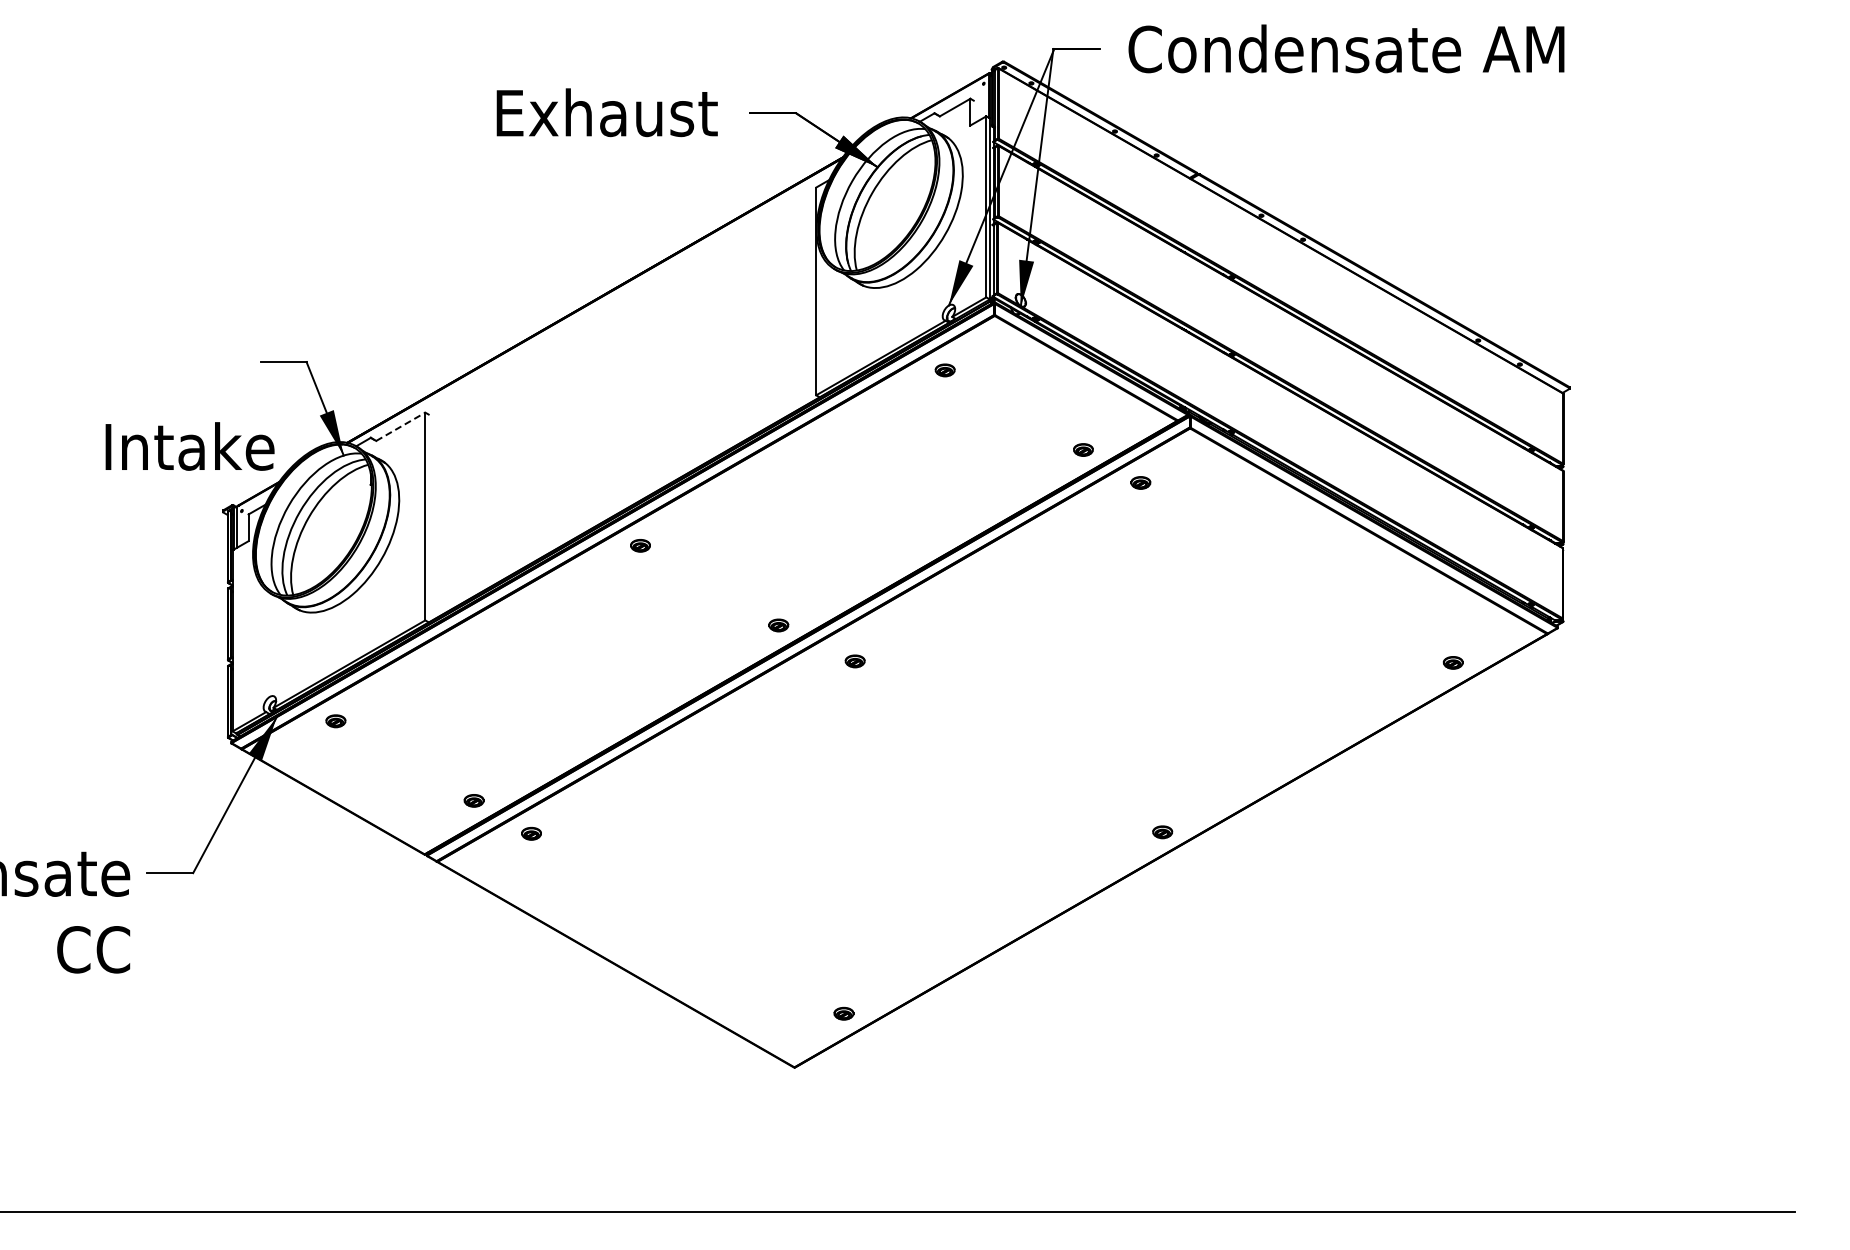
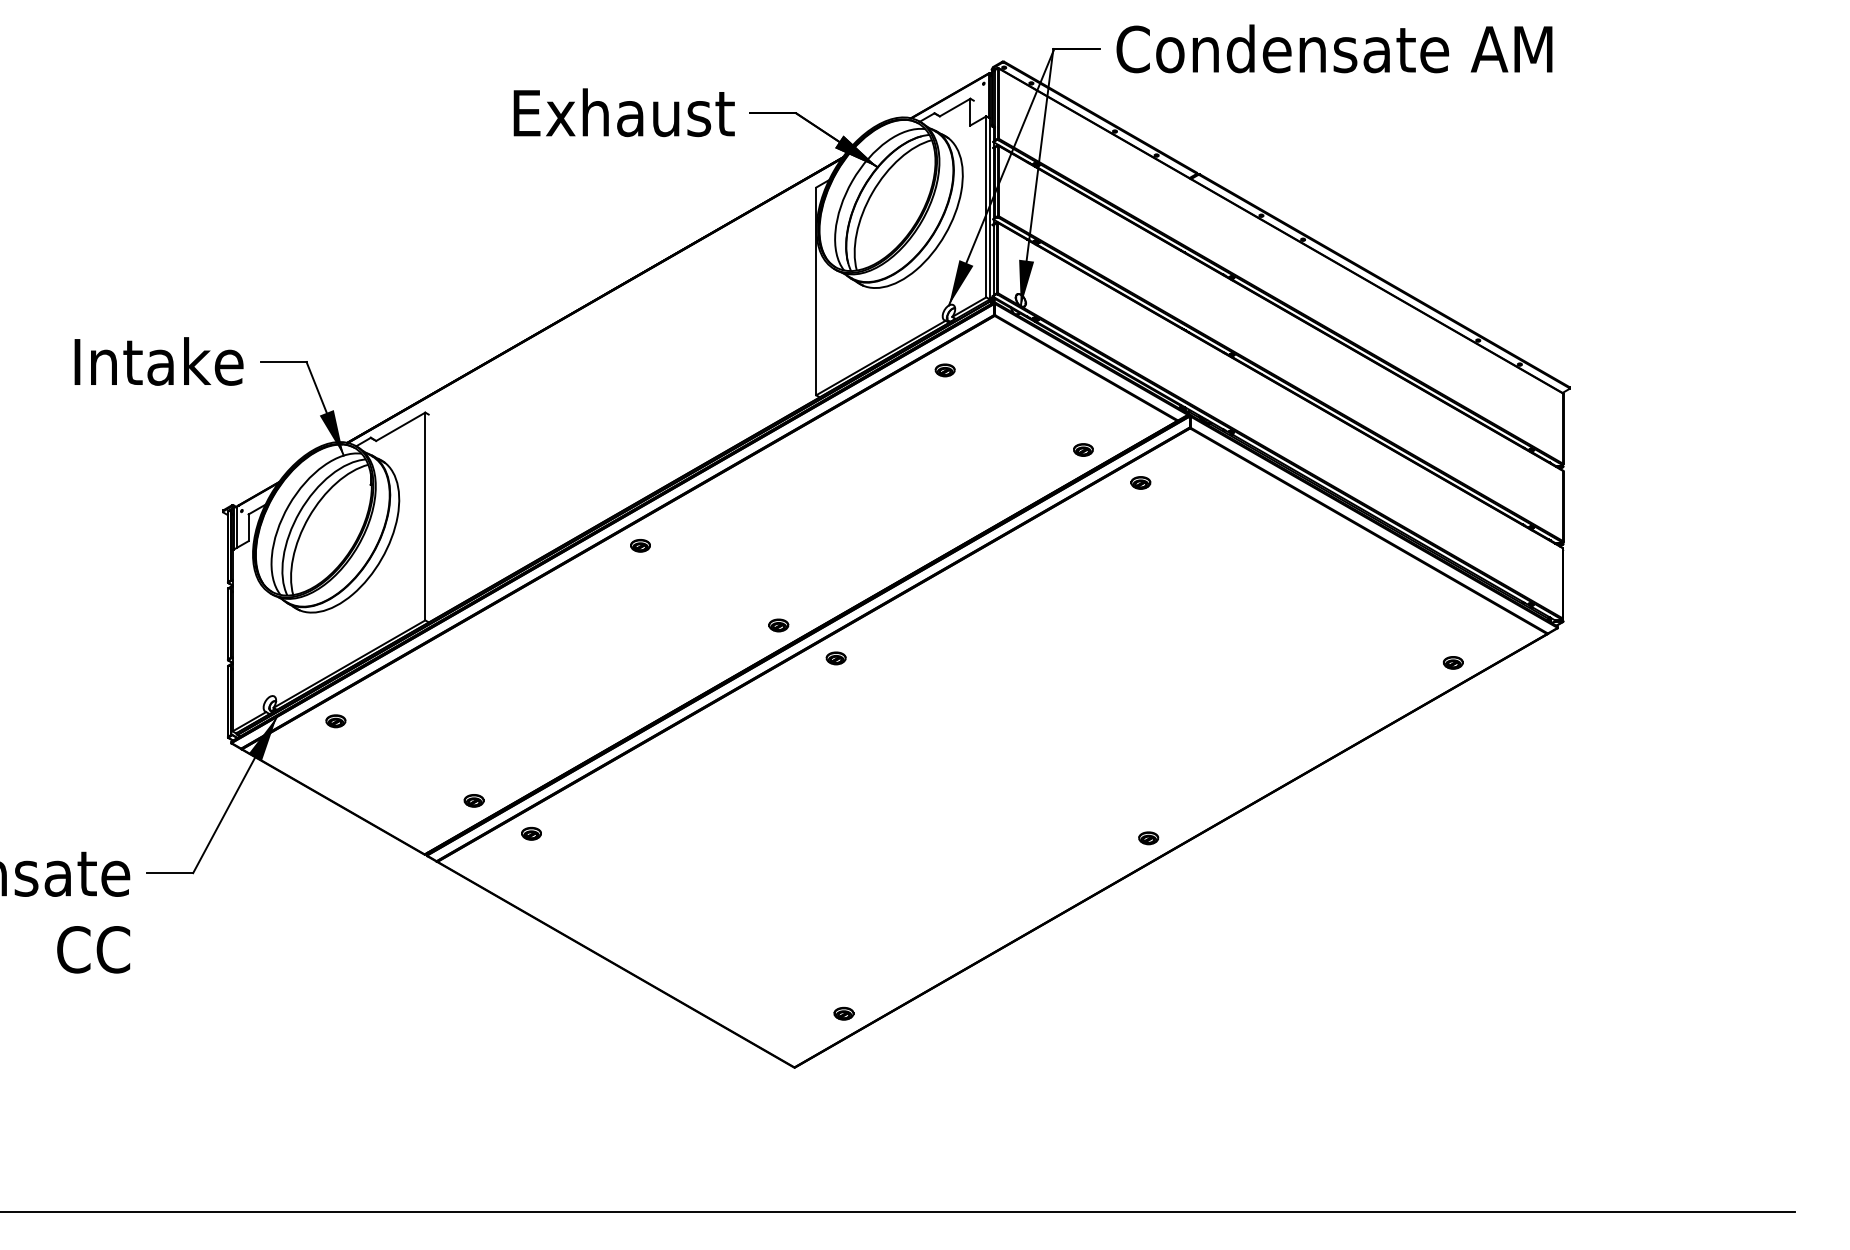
text position: (1346, 48) -> (1334, 48) (1334, 48)
text position: (606, 112) -> (623, 112) (623, 112)
line: dashed -> solid (401, 426)
text position: (189, 446) -> (158, 361) (158, 361)
part position: (854, 661) -> (835, 658) (835, 658)
part position: (1162, 832) -> (1148, 838) (1148, 838)
